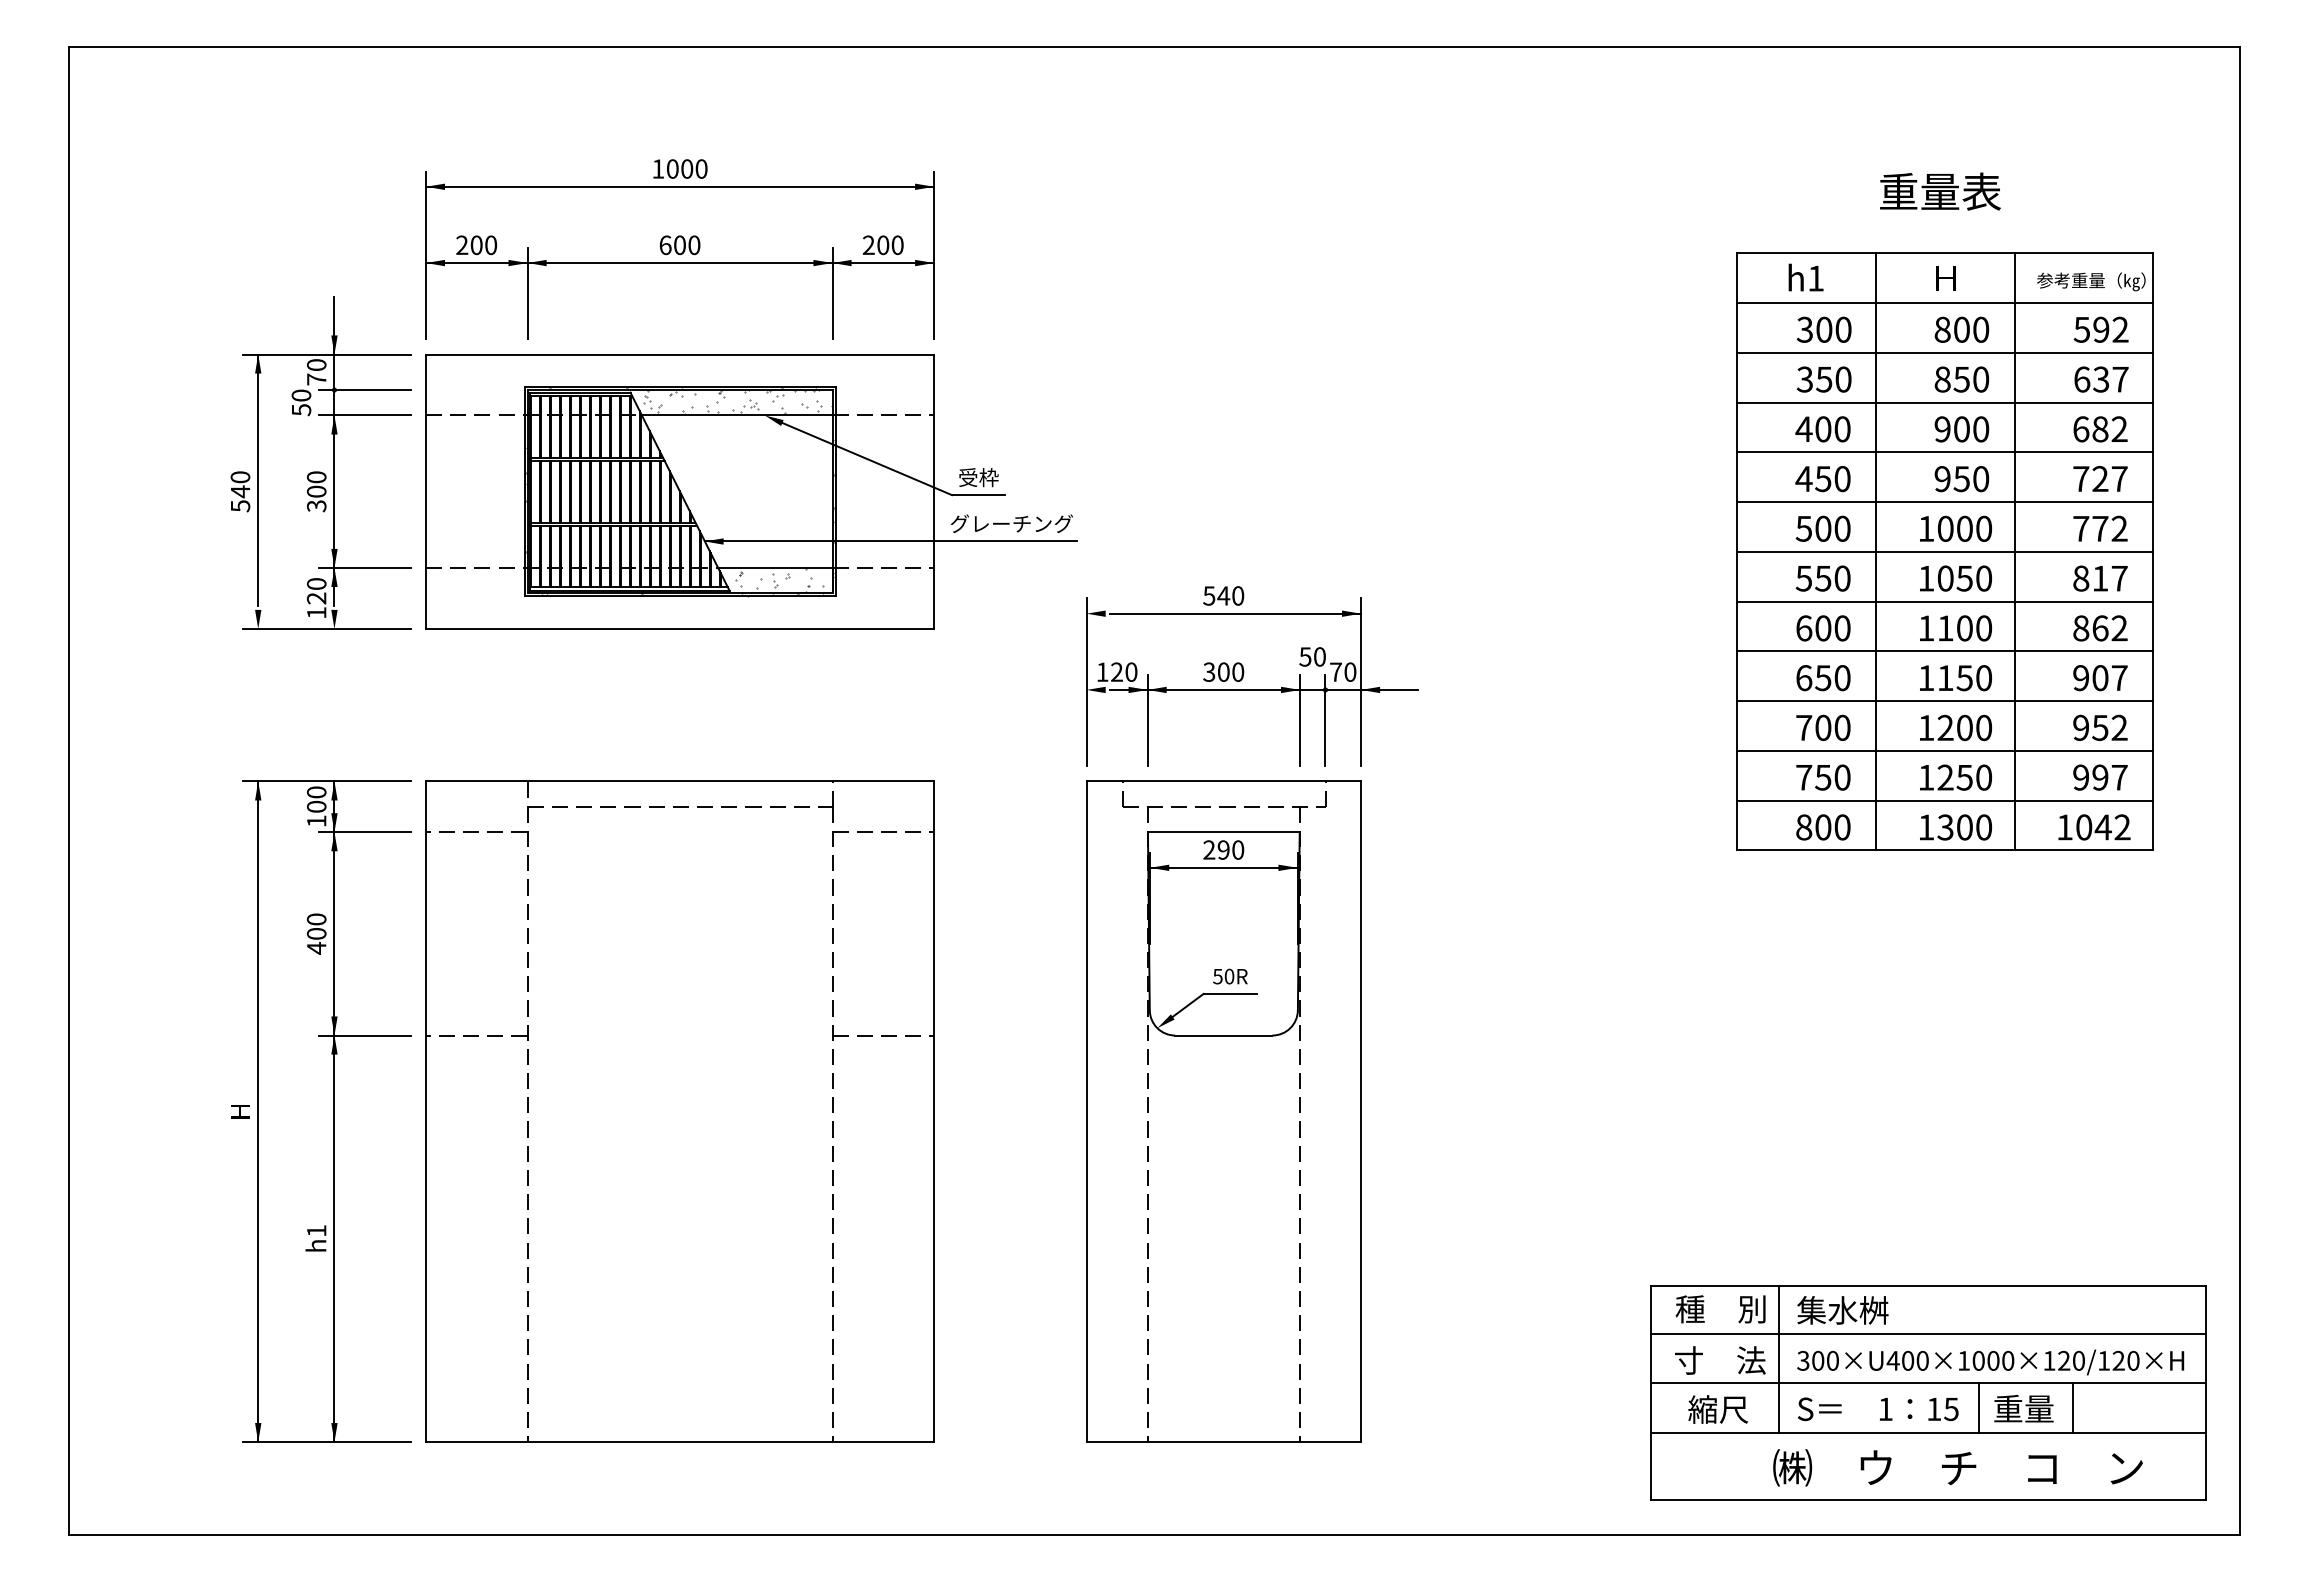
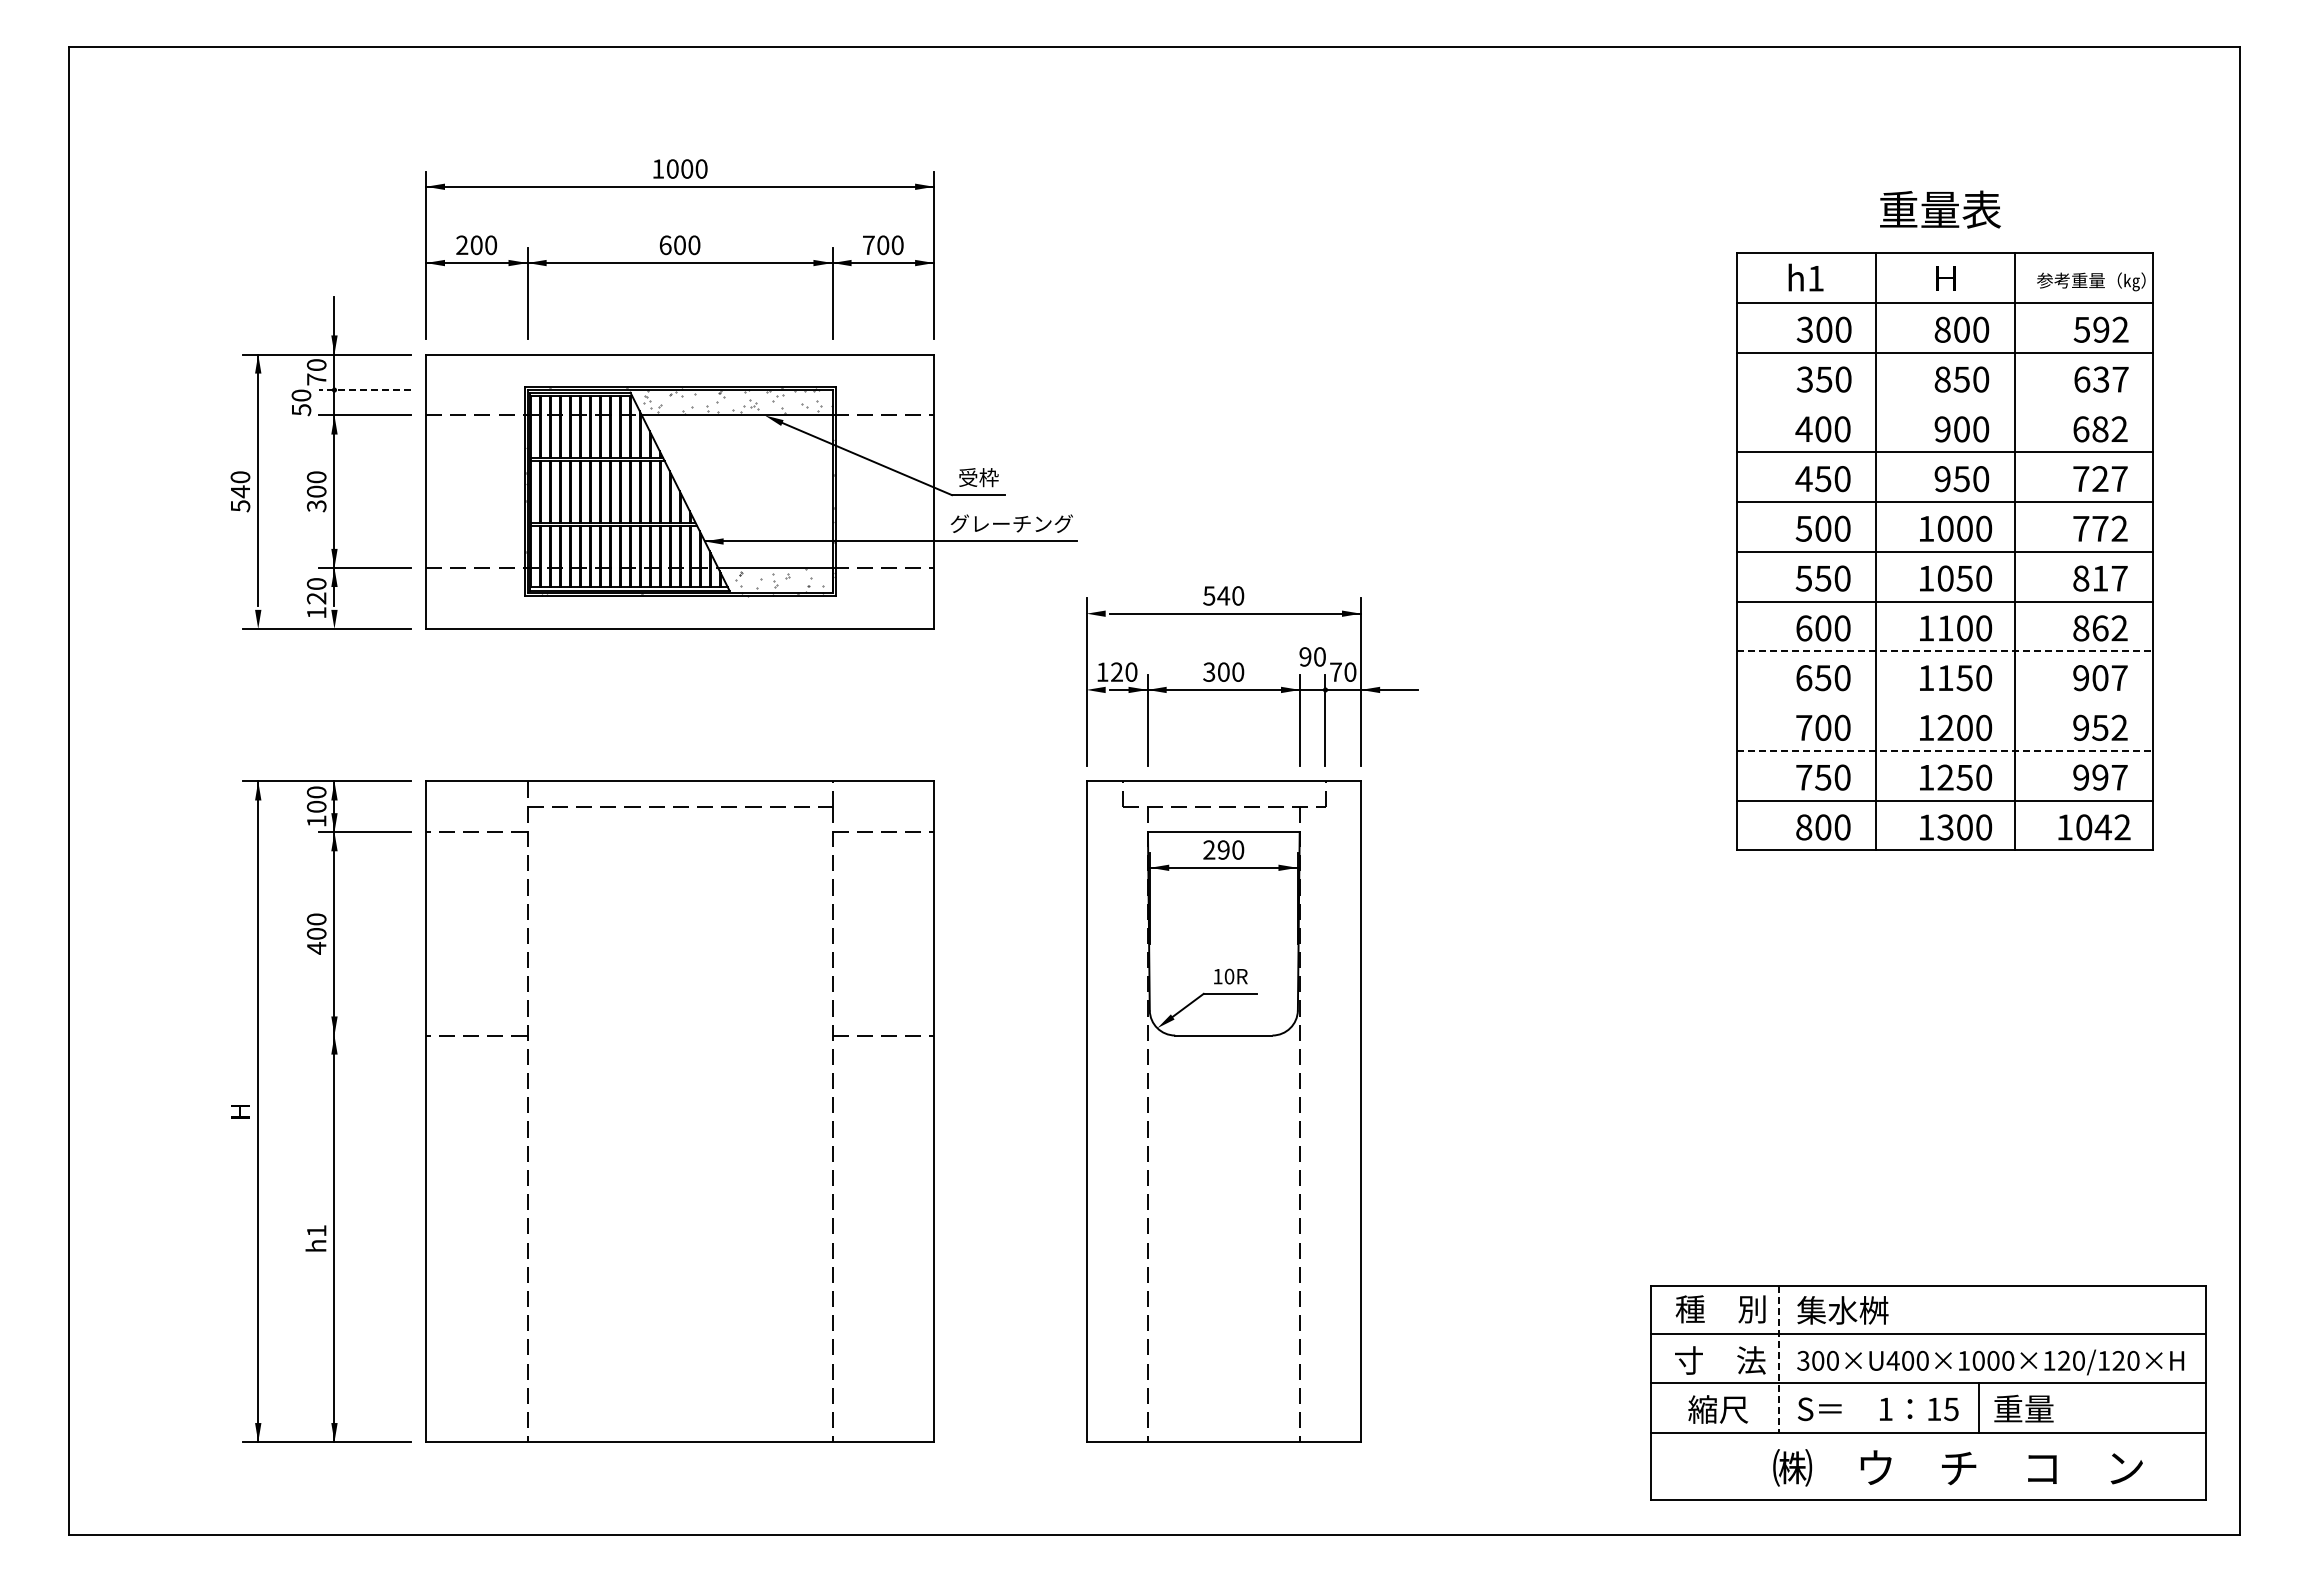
text position: (1940, 191) -> (1940, 209) (1940, 209)
text: 200 -> 700 (868, 244)
line: solid -> dashed (364, 390)
line: present -> none (1945, 402)
line: solid -> dashed (1945, 651)
text: 50 -> 90 (1305, 656)
line: present -> none (1945, 701)
line: solid -> dashed (1945, 750)
text: 50R -> 10R (1217, 976)
line: present -> none (364, 1035)
line: solid -> dashed (1778, 1360)
line: present -> none (2072, 1408)
